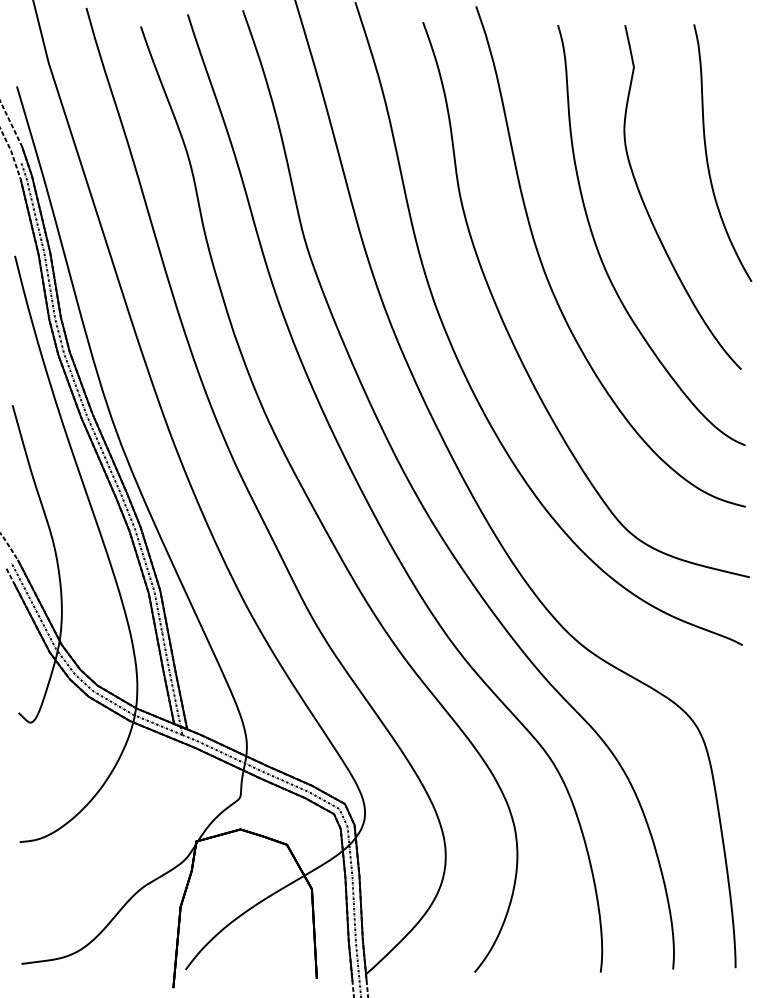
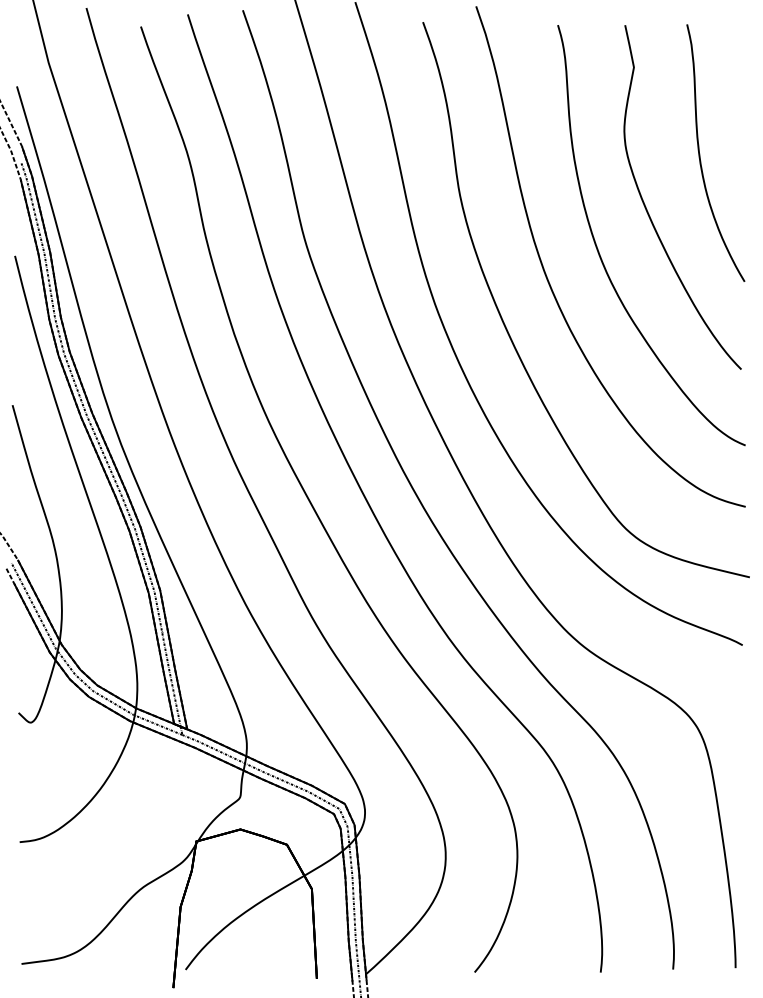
part position: (707, 153) -> (700, 153) (700, 153)
